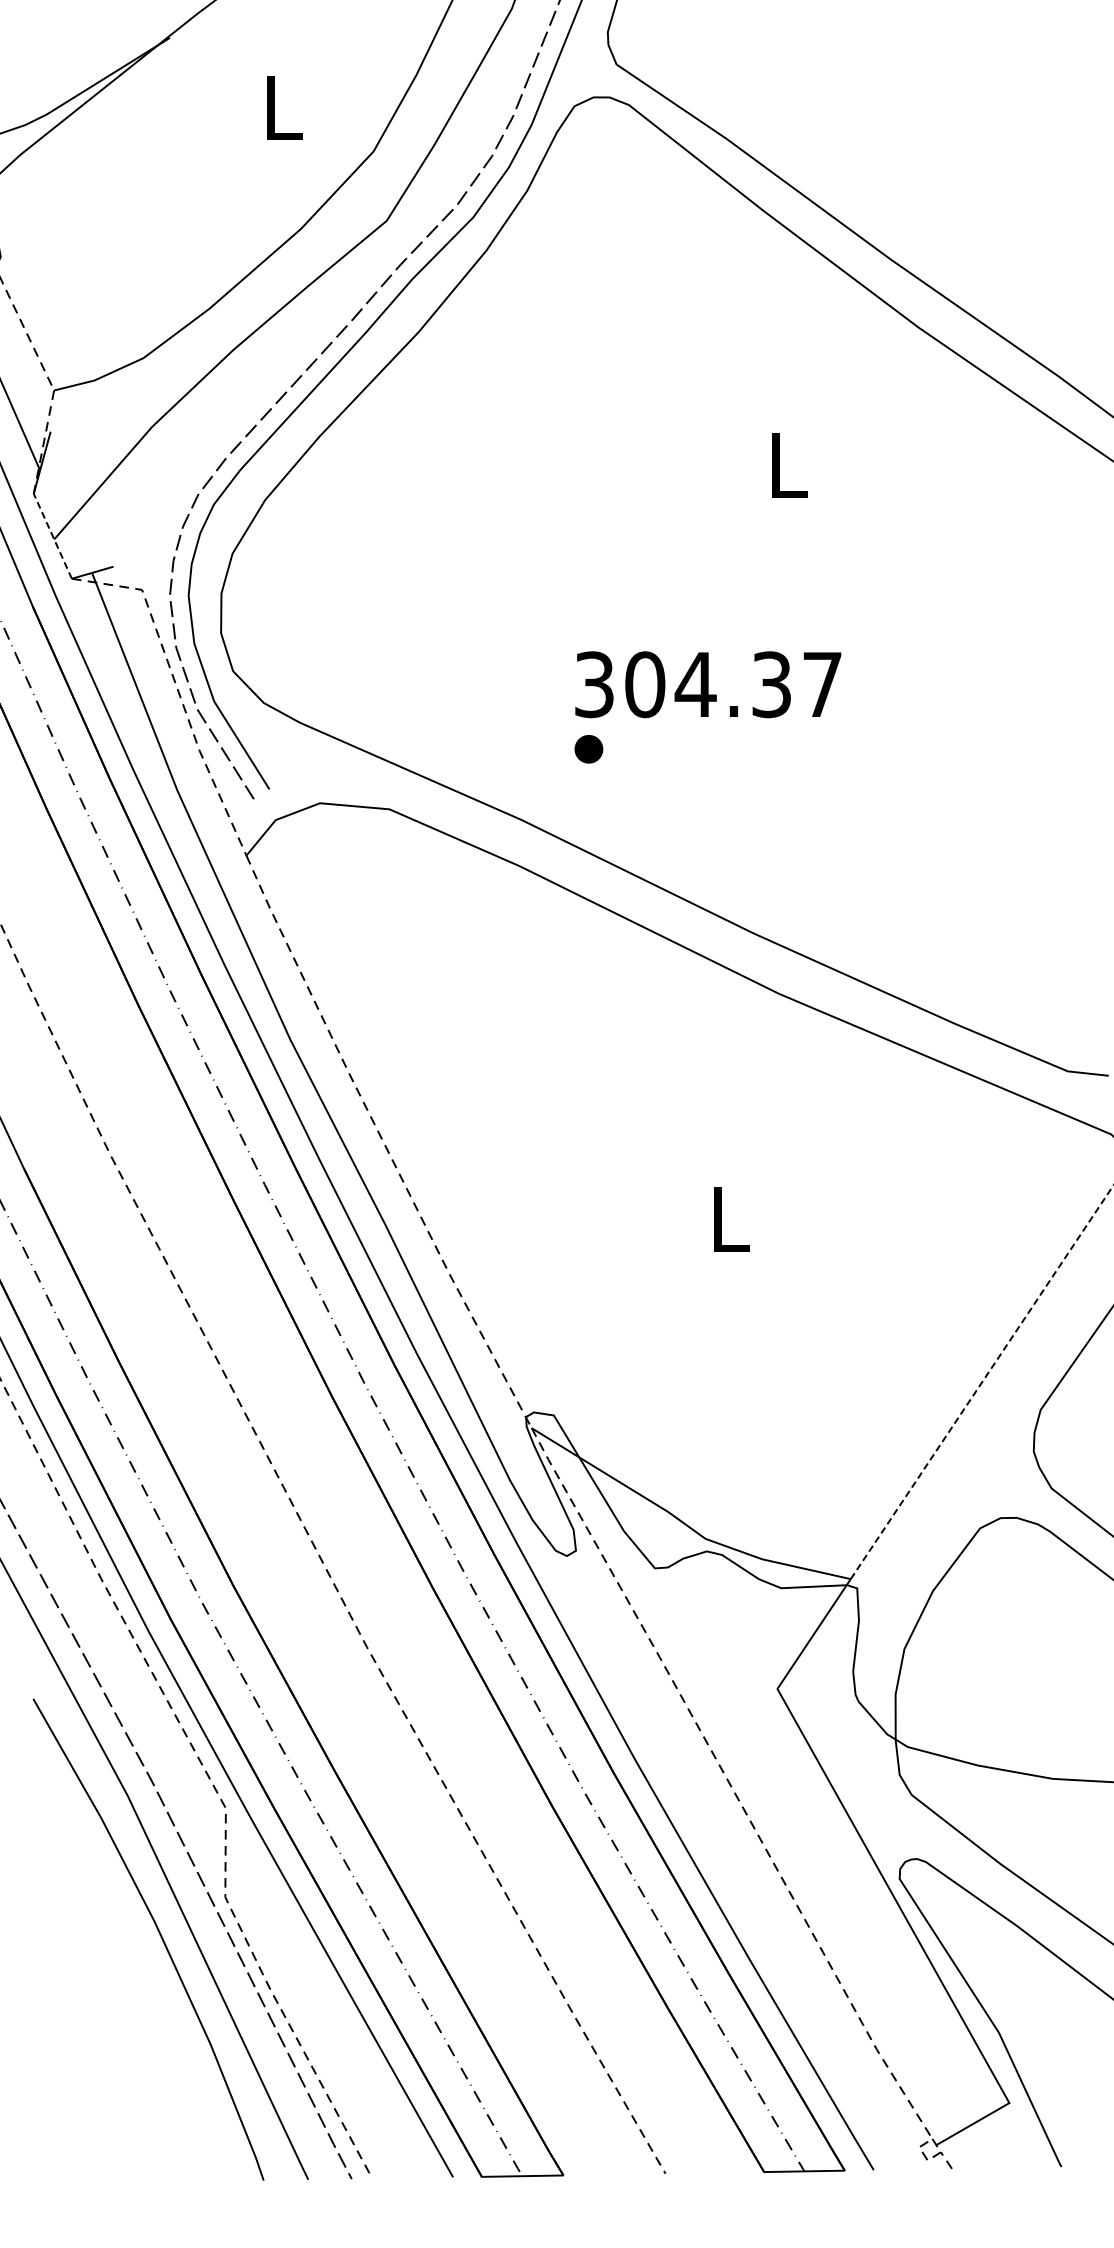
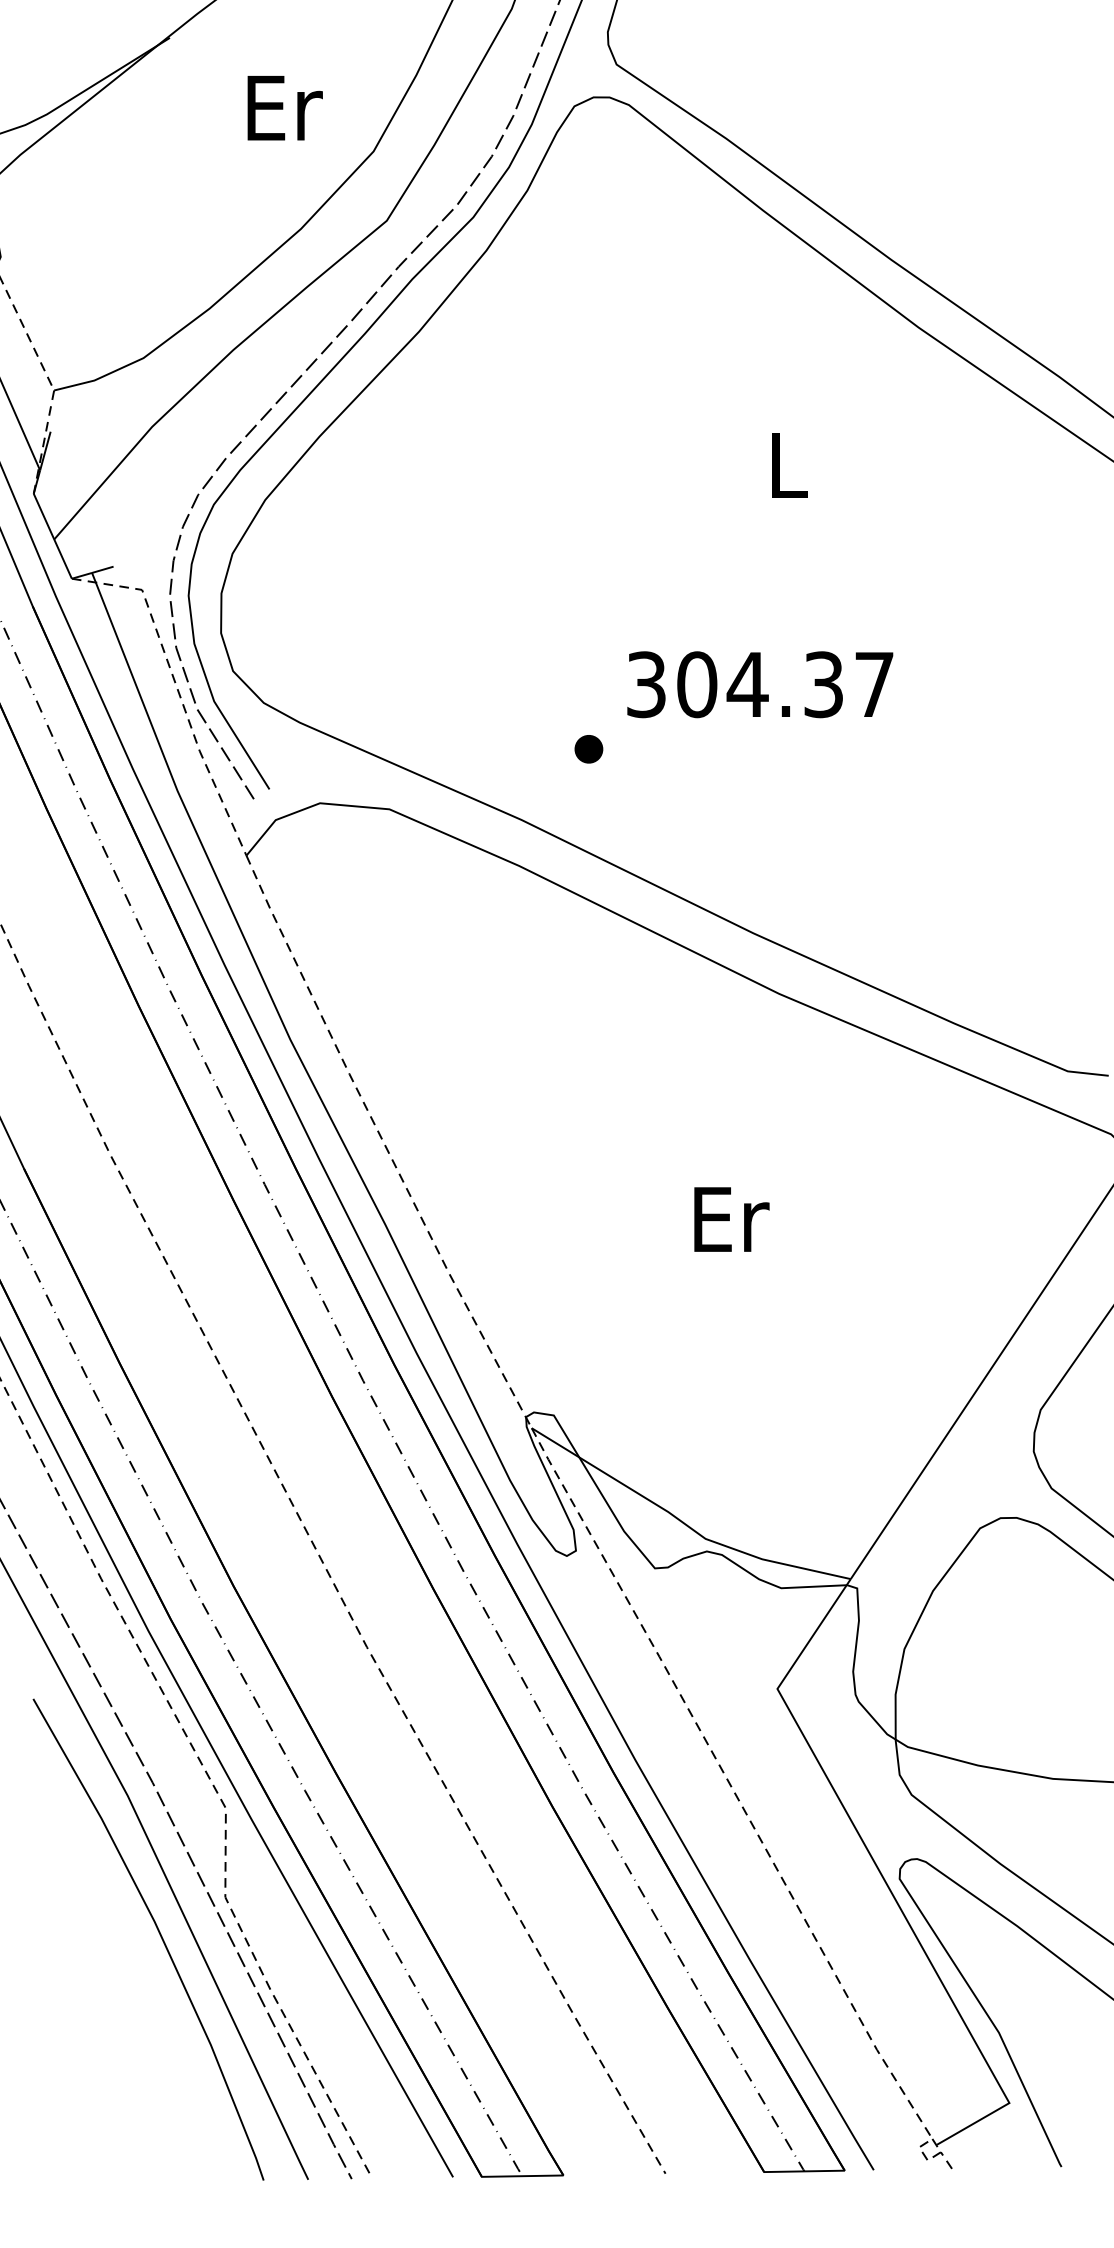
text: L -> Er (284, 107)
line: dashed -> solid (52, 536)
text position: (708, 684) -> (760, 684) (760, 684)
text: L -> Er (731, 1219)
line: dashed -> solid (982, 1381)
